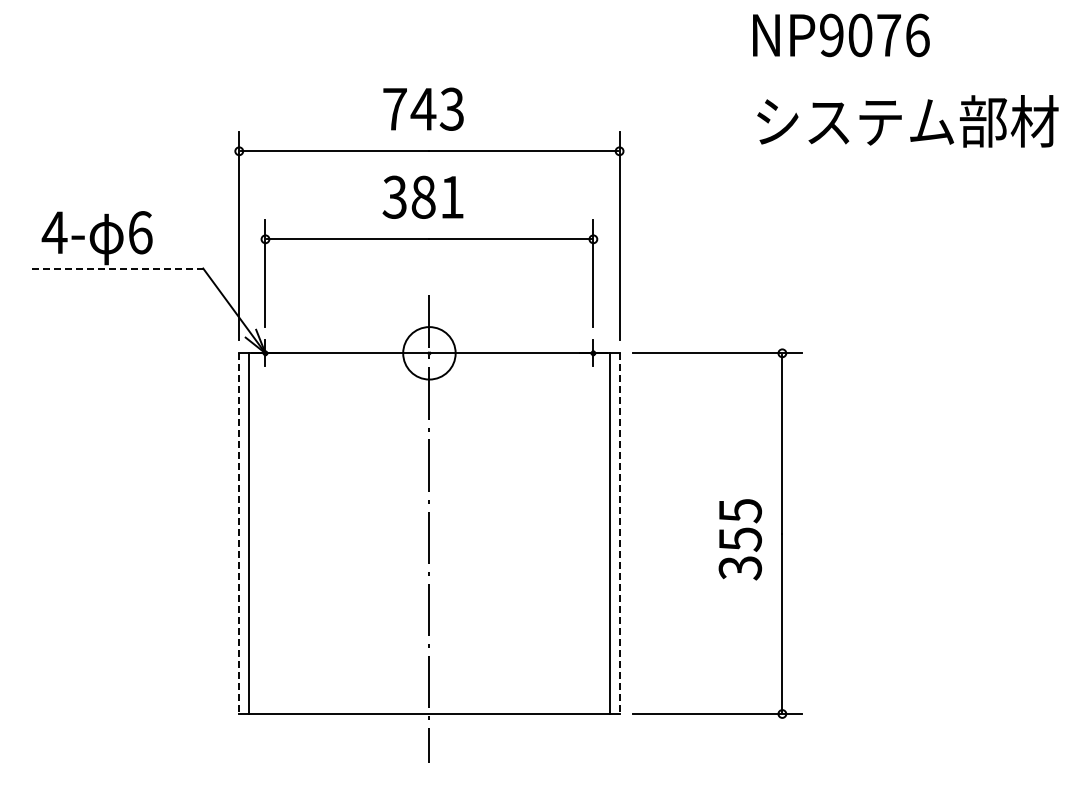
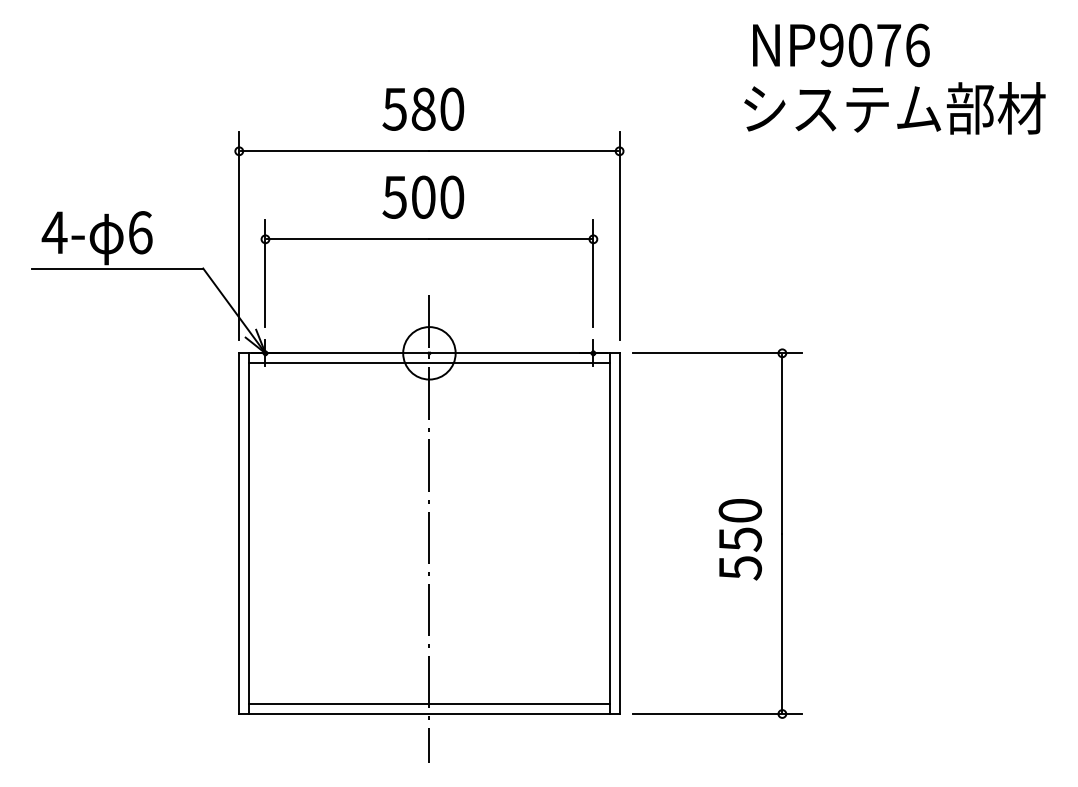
text position: (841, 35) -> (841, 45) (841, 45)
text: 743 -> 580 (423, 108)
text position: (907, 121) -> (894, 108) (894, 108)
text: 381 -> 500 (423, 196)
line: dashed -> solid (118, 268)
line: none -> present (429, 363)
line: dashed -> solid (239, 534)
line: dashed -> solid (619, 534)
text: 355 -> 550 (739, 539)
line: none -> present (429, 704)
